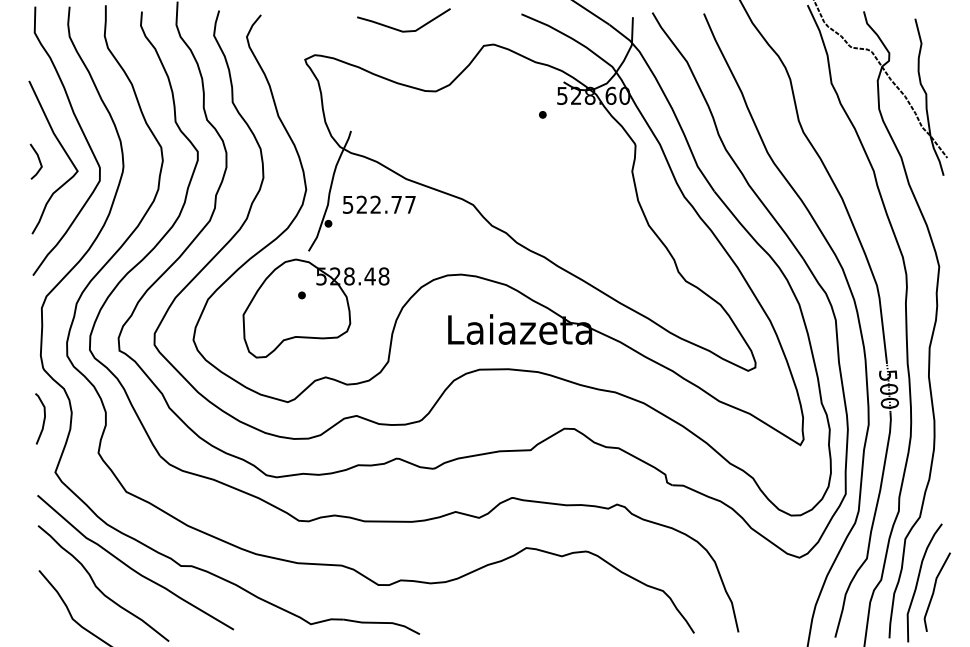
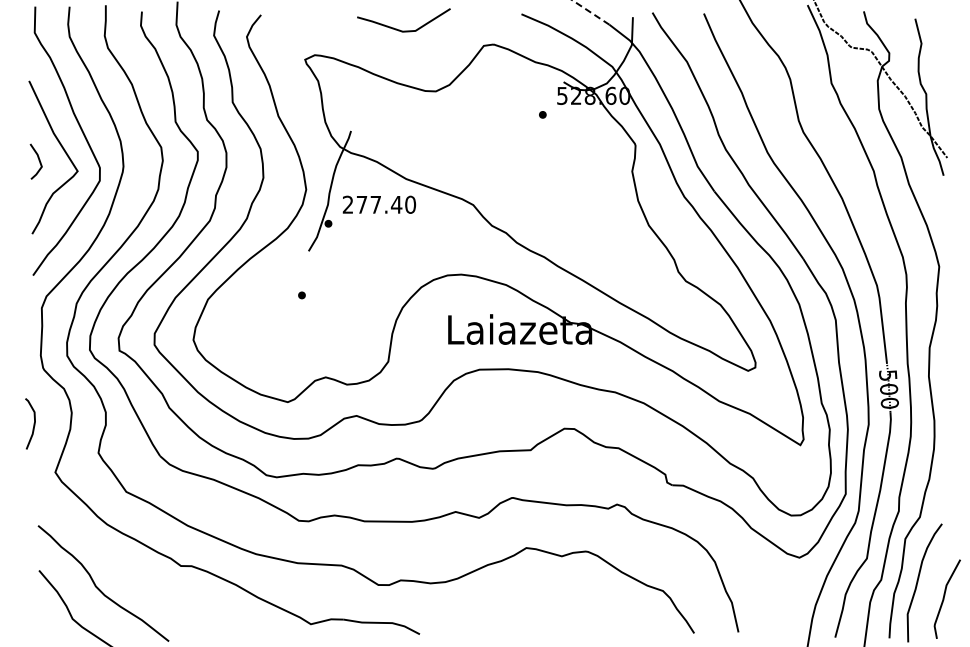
line: solid -> dashed (590, 12)
text: 522.77 -> 277.40 (379, 204)
part: present -> none (315, 308)
curve position: (43, 418) -> (33, 423) (33, 423)
curve: present -> none (130, 566)
curve position: (934, 591) -> (944, 598) (944, 598)
